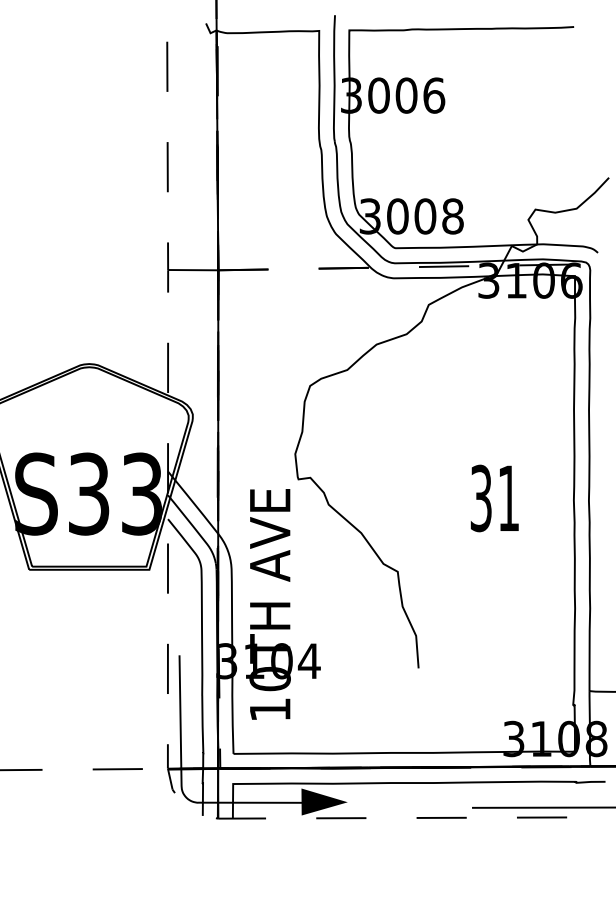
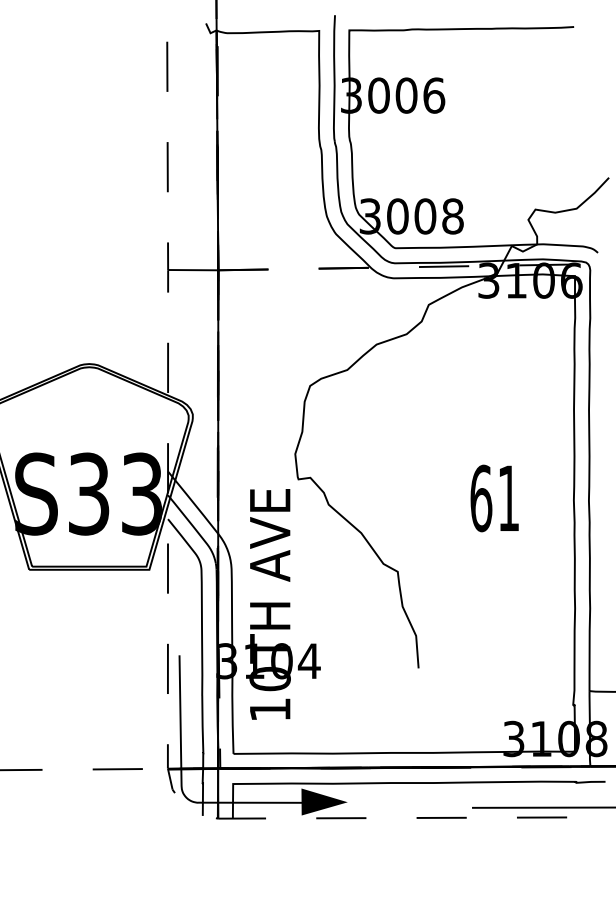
text: 31 -> 61 (481, 498)
